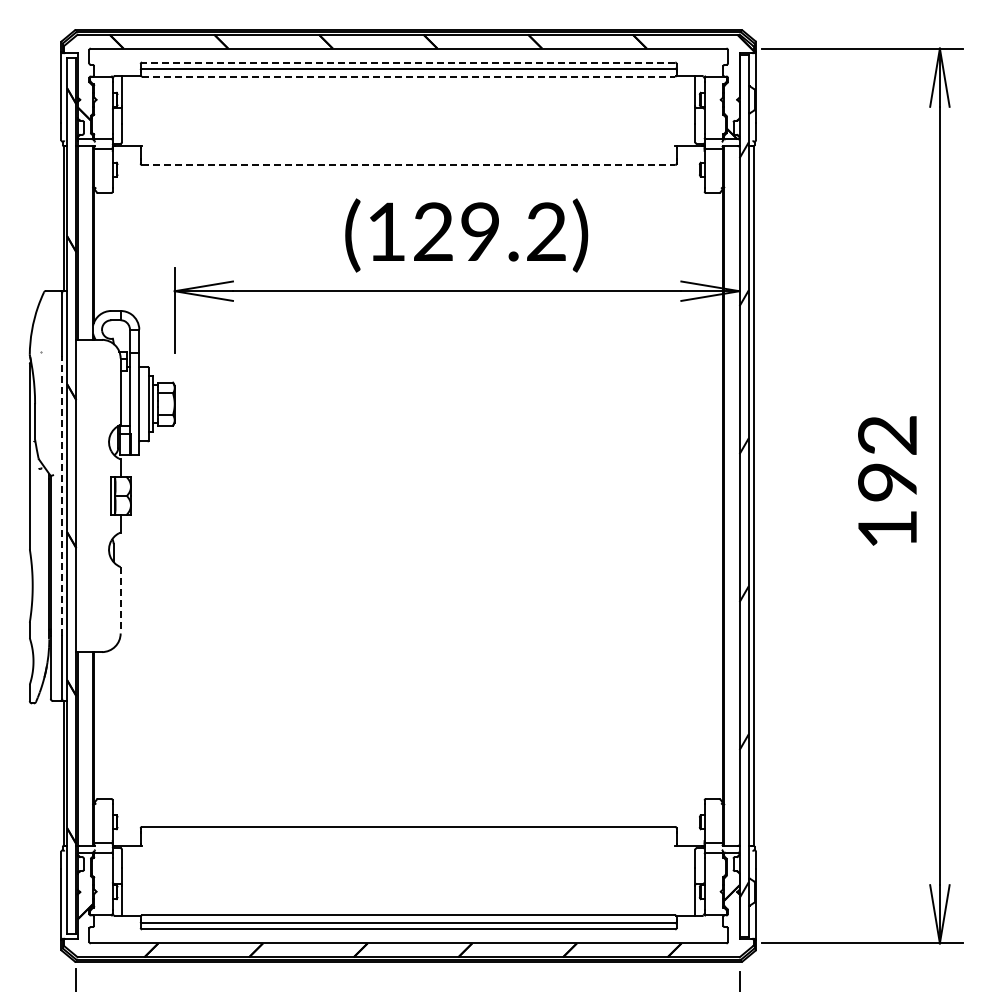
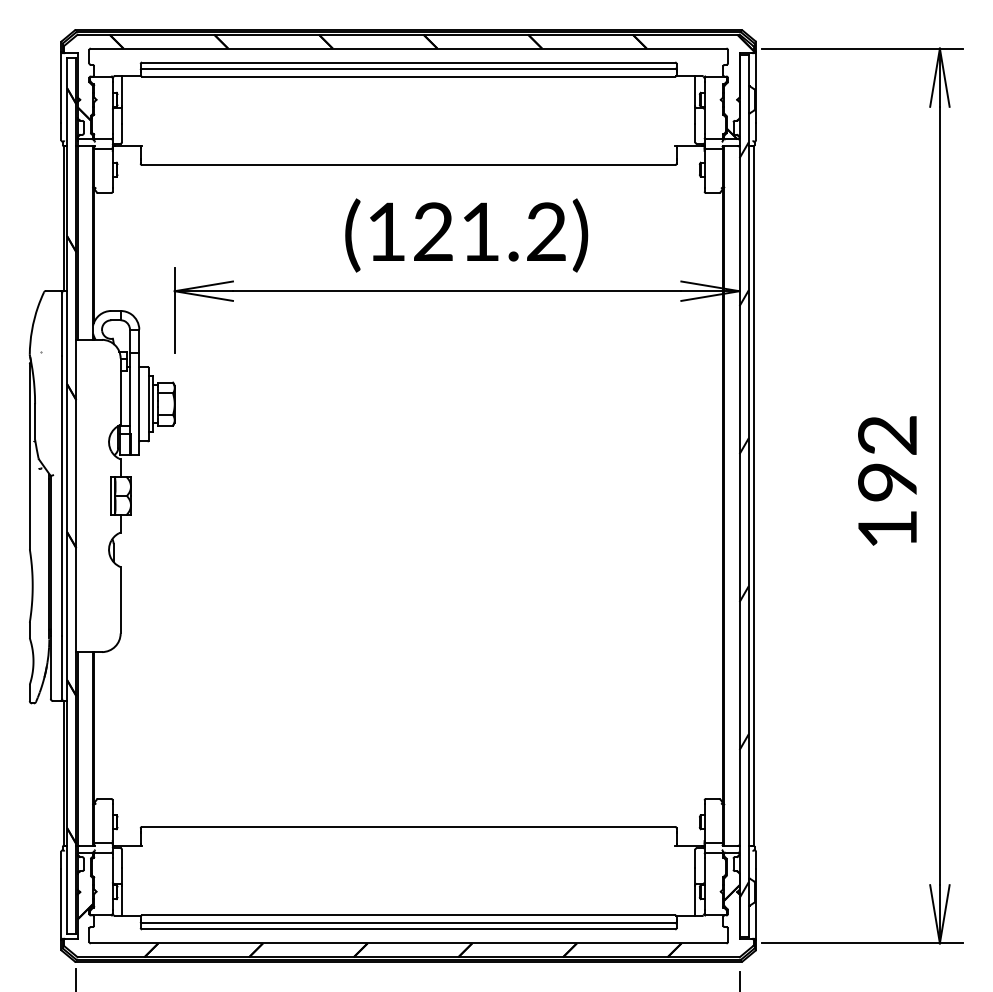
line: dashed -> solid (408, 62)
line: dashed -> solid (408, 76)
line: dashed -> solid (408, 165)
text: (129.2) -> (121.2) (479, 231)
line: dashed -> solid (62, 496)
line: dashed -> solid (120, 600)
